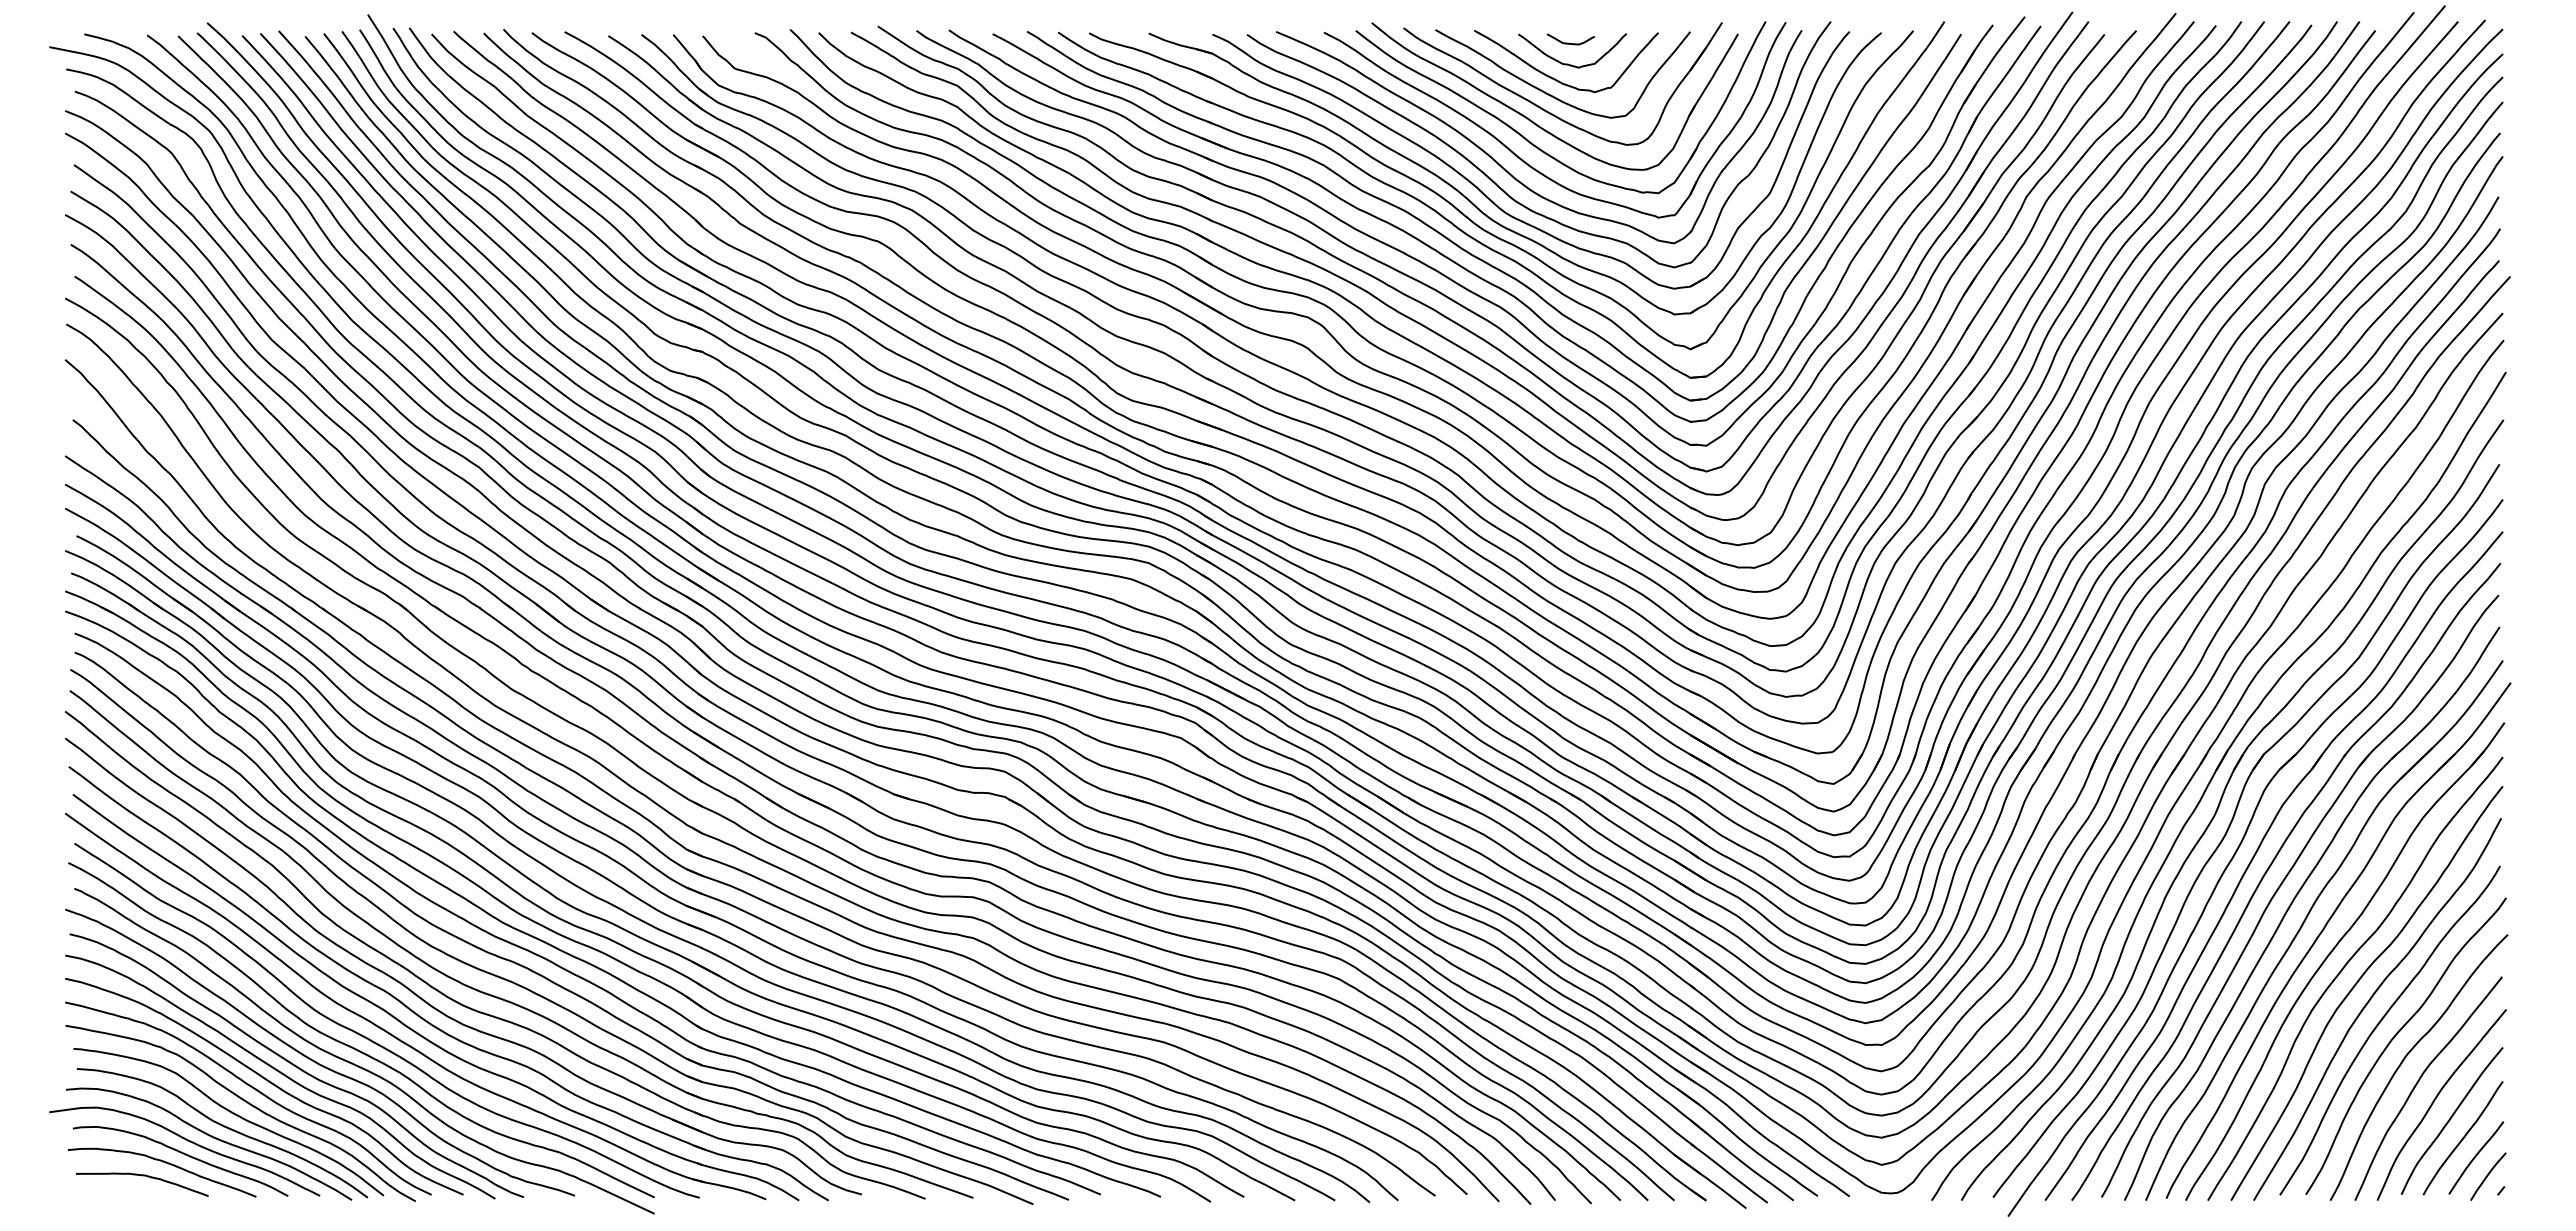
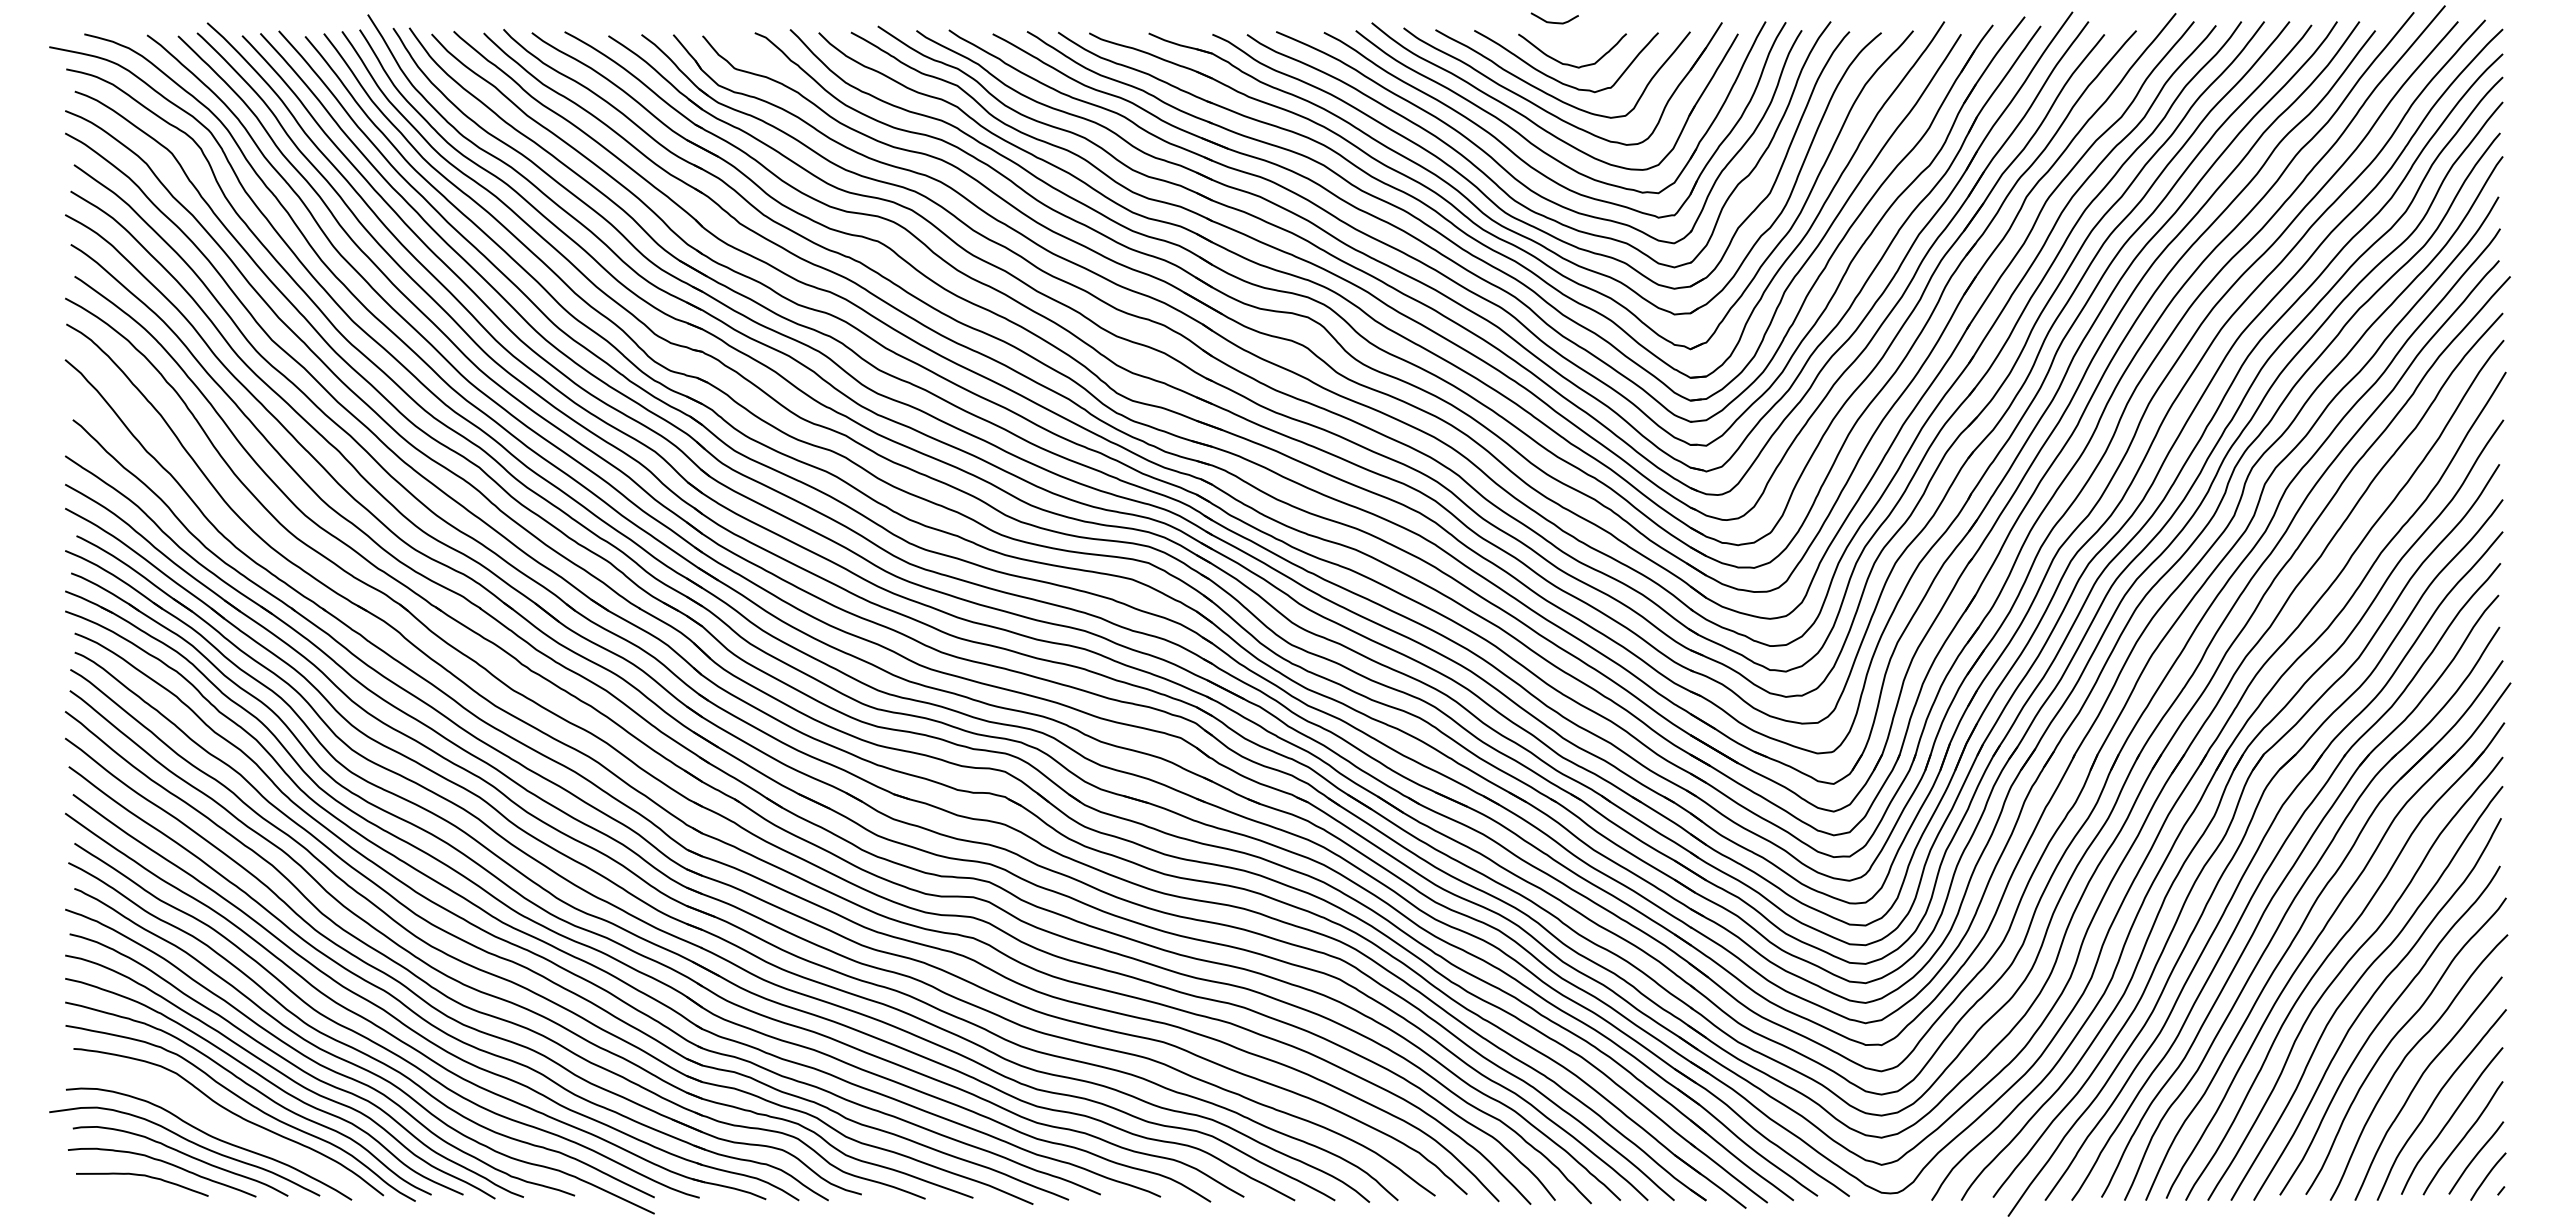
curve position: (1568, 42) -> (1552, 21) (1552, 21)
curve: present -> none (224, 1127)
